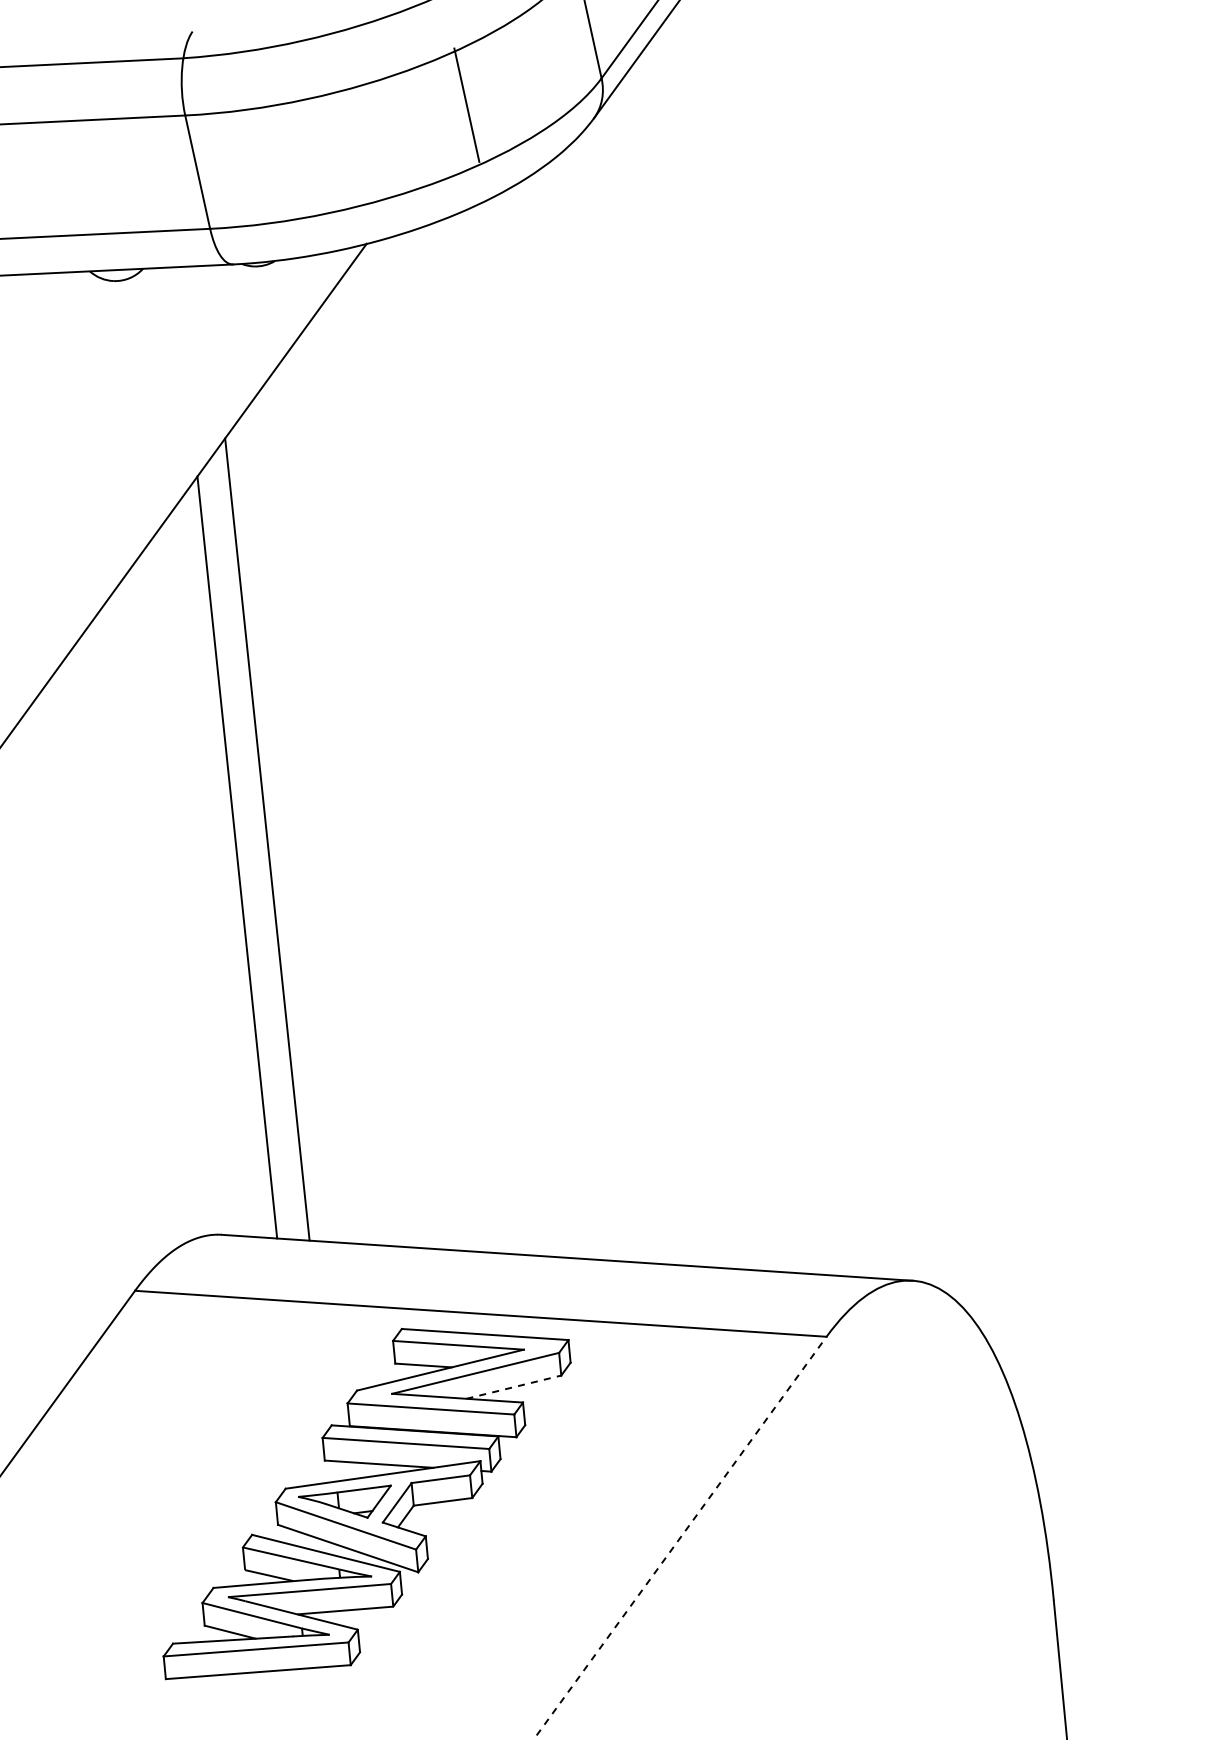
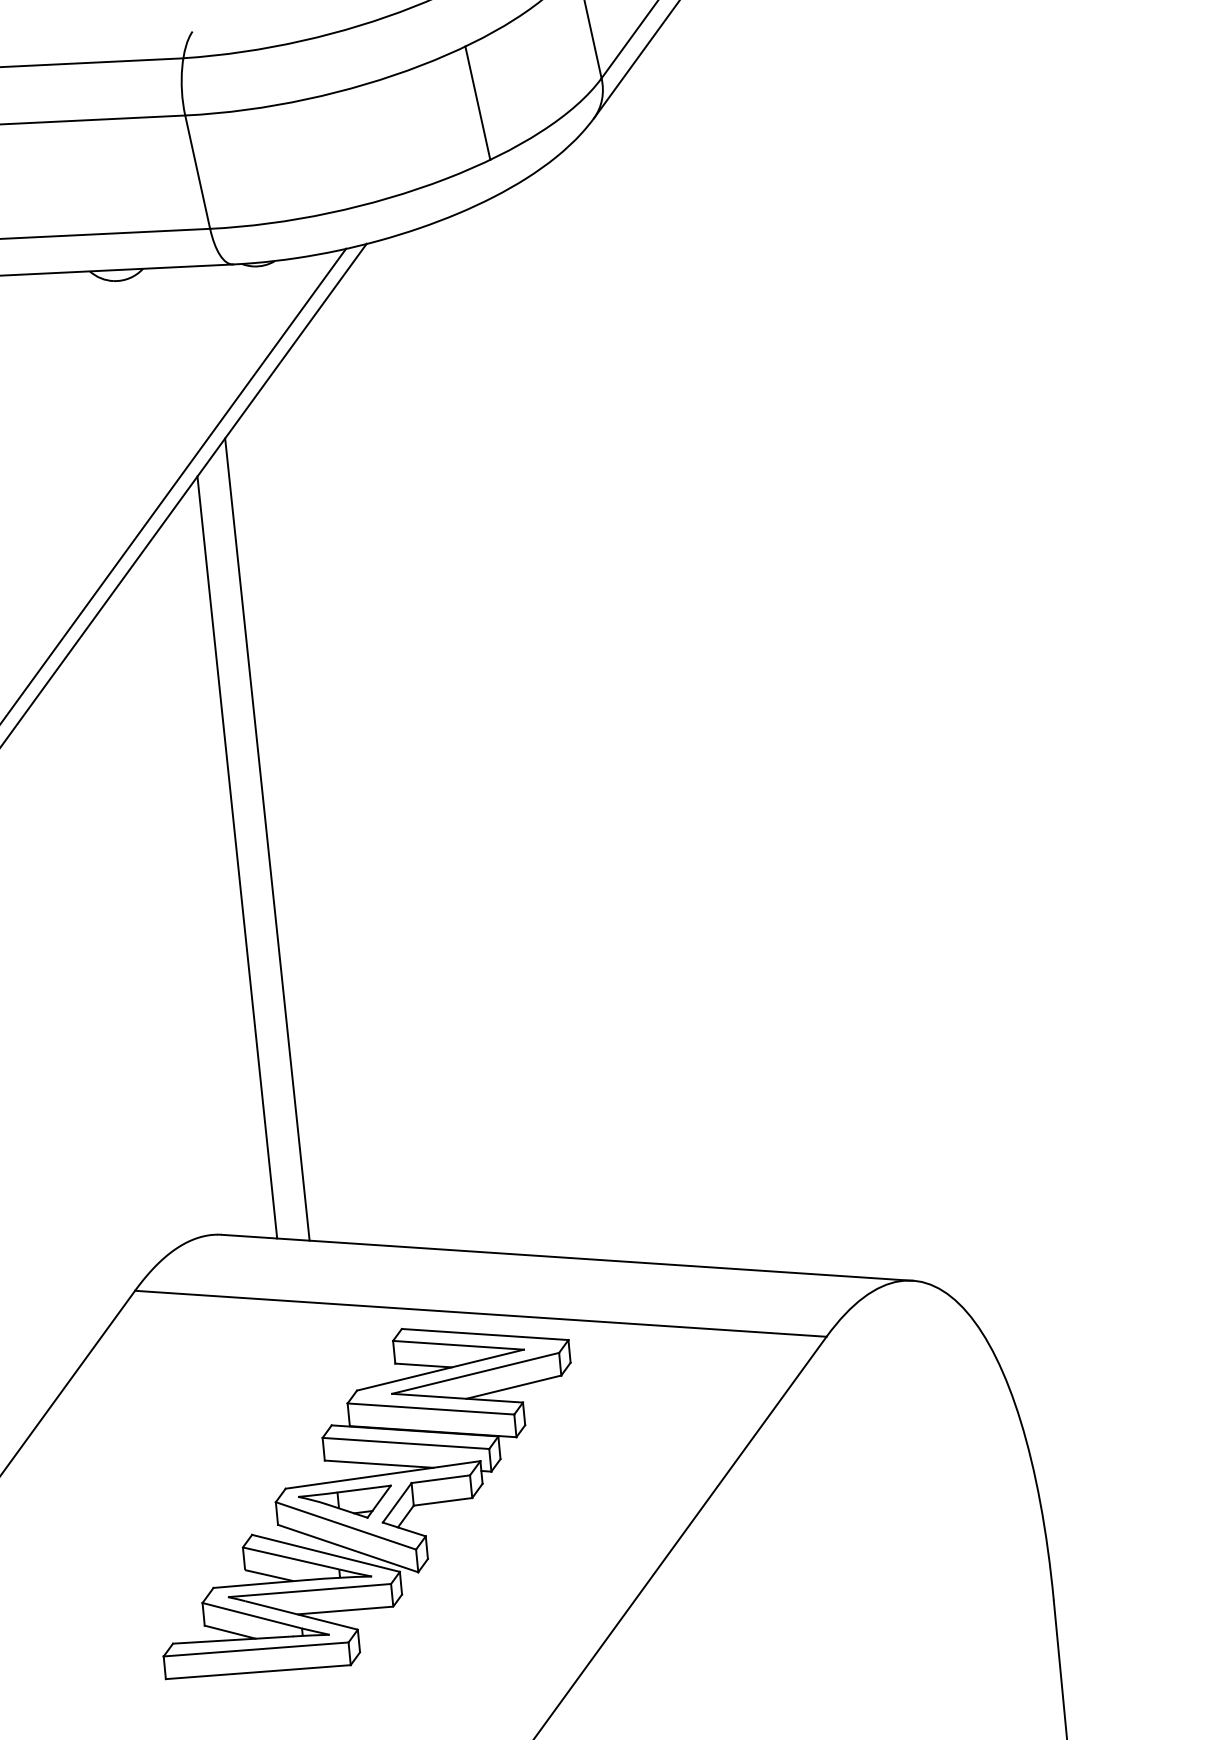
line position: (466, 104) -> (477, 102) (477, 102)
line: none -> present (174, 484)
line: dashed -> solid (513, 1387)
line: dashed -> solid (680, 1537)
